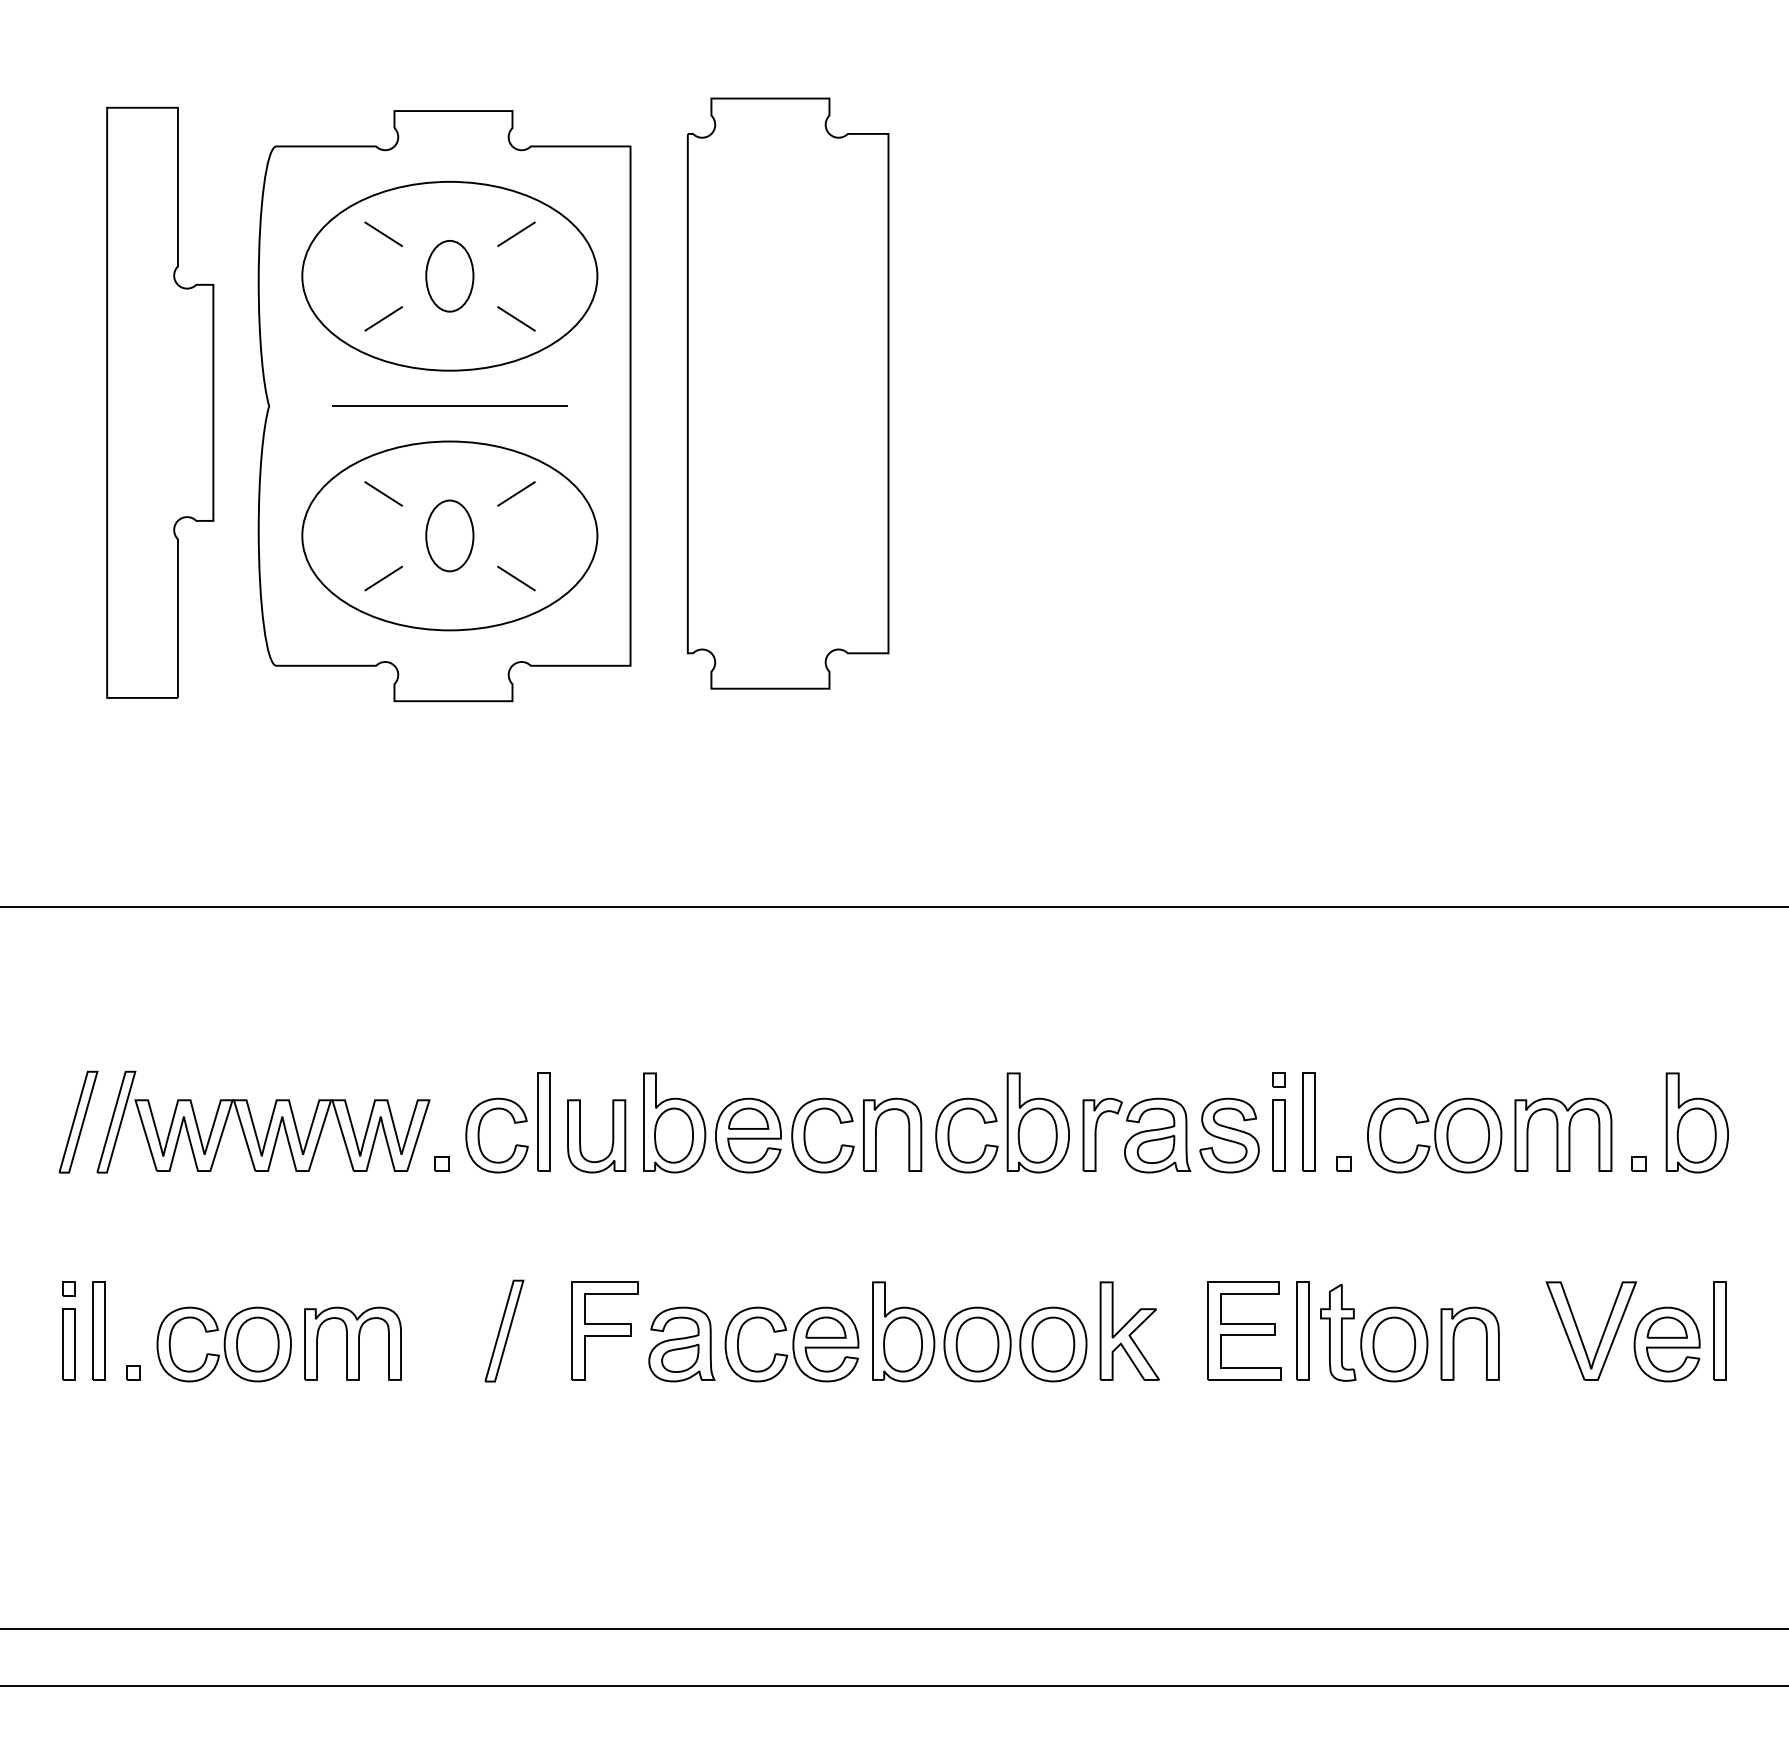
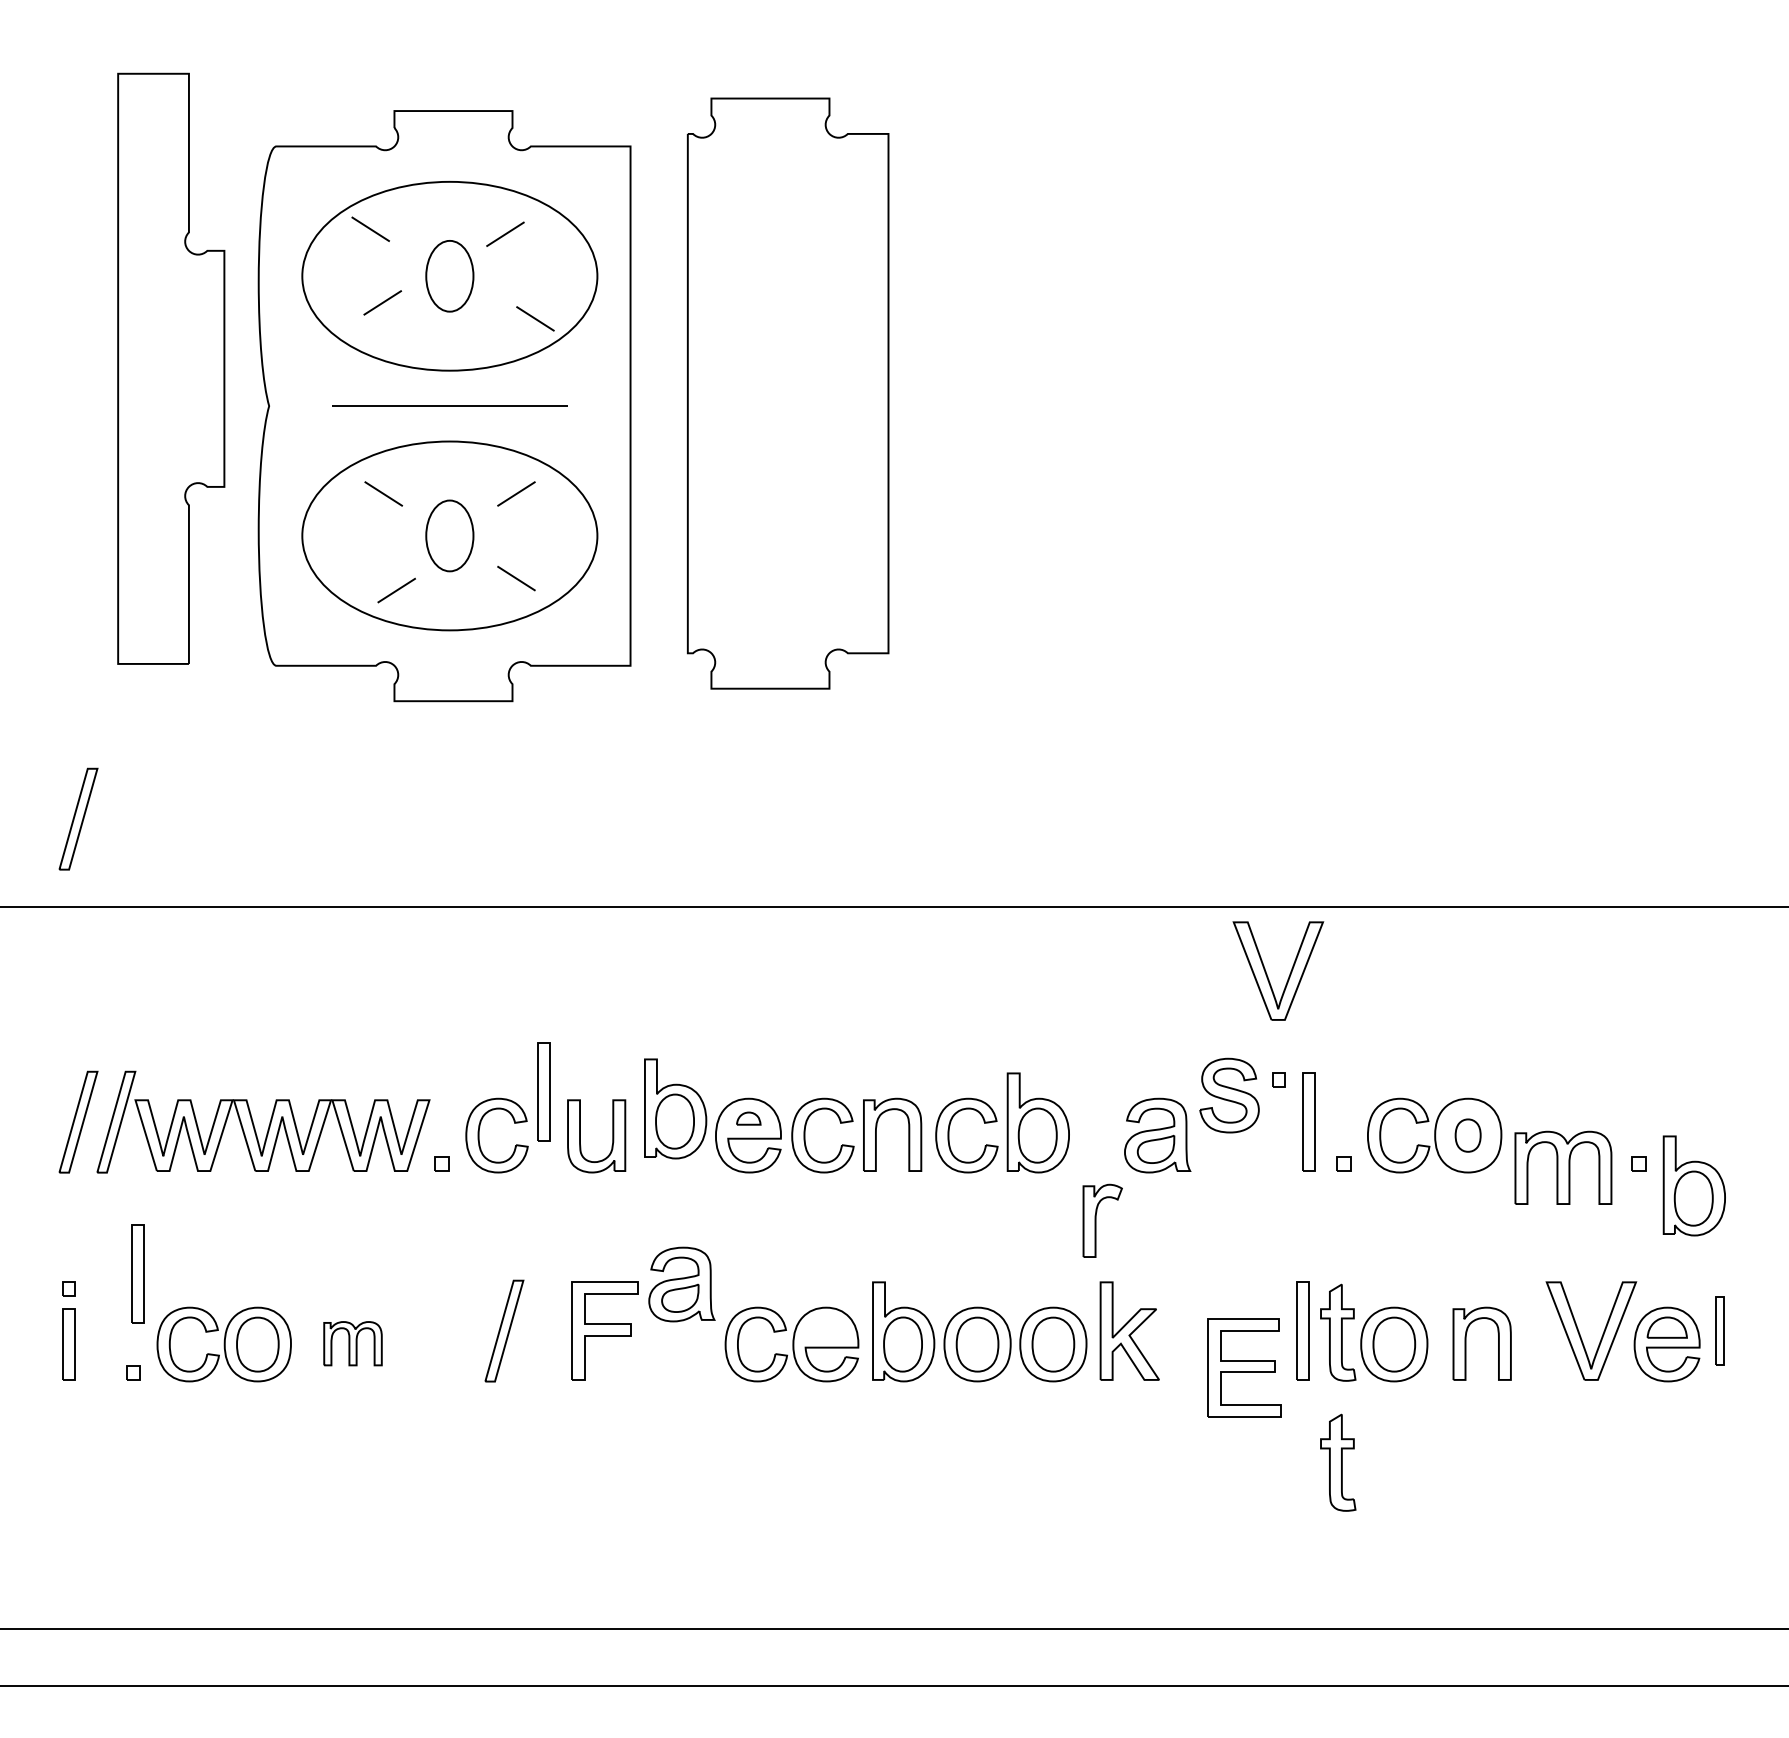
line position: (383, 233) -> (370, 228) (370, 228)
line position: (516, 233) -> (505, 233) (505, 233)
line position: (383, 318) -> (382, 302) (382, 302)
line position: (516, 318) -> (535, 318) (535, 318)
part position: (160, 402) -> (171, 368) (171, 368)
line position: (383, 578) -> (396, 590) (396, 590)
part: none -> present (78, 818)
part: none -> present (1289, 973)
part size: 42x23 px -> 26x15 px (748, 1118)
part position: (543, 1121) -> (543, 1091) (543, 1091)
part position: (674, 1122) -> (675, 1108) (675, 1108)
part position: (1696, 1122) -> (1693, 1185) (1693, 1185)
part position: (1102, 1134) -> (1102, 1220) (1102, 1220)
part position: (1563, 1134) -> (1563, 1167) (1563, 1167)
part position: (1229, 1135) -> (1229, 1095) (1229, 1095)
part: present -> none (1278, 1135)
part size: 44x57 px -> 28x35 px (1467, 1135)
part: present -> none (825, 1327)
part position: (98, 1330) -> (137, 1273) (137, 1273)
part position: (1244, 1330) -> (1244, 1367) (1244, 1367)
part size: 14x100 px -> 10x70 px (1719, 1330)
part size: 98x75 px -> 60x46 px (352, 1343)
part position: (1454, 1343) -> (1466, 1343) (1466, 1343)
part position: (681, 1344) -> (681, 1284) (681, 1284)
part: none -> present (1338, 1462)
